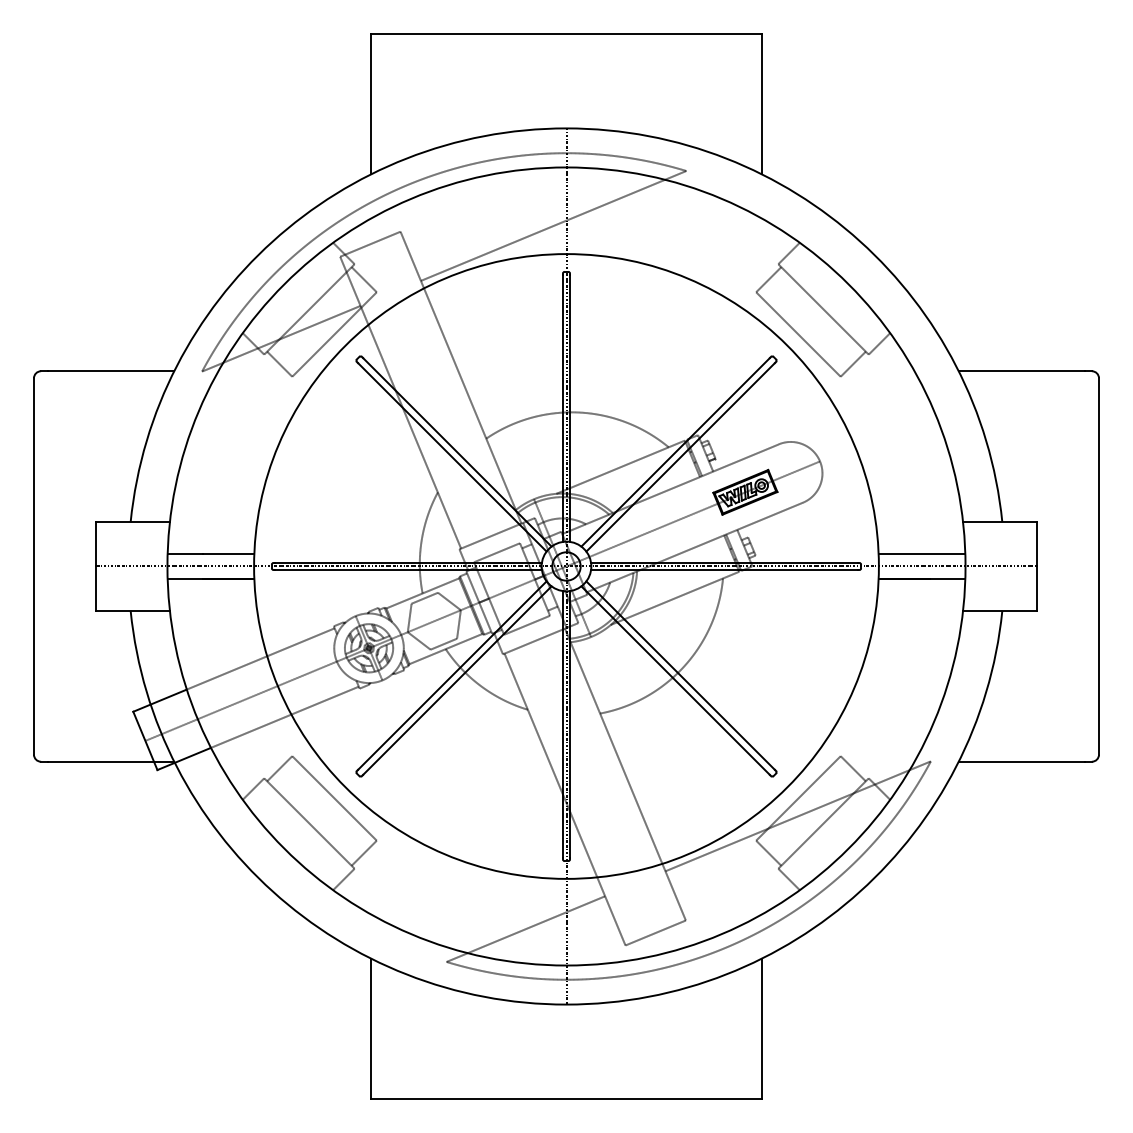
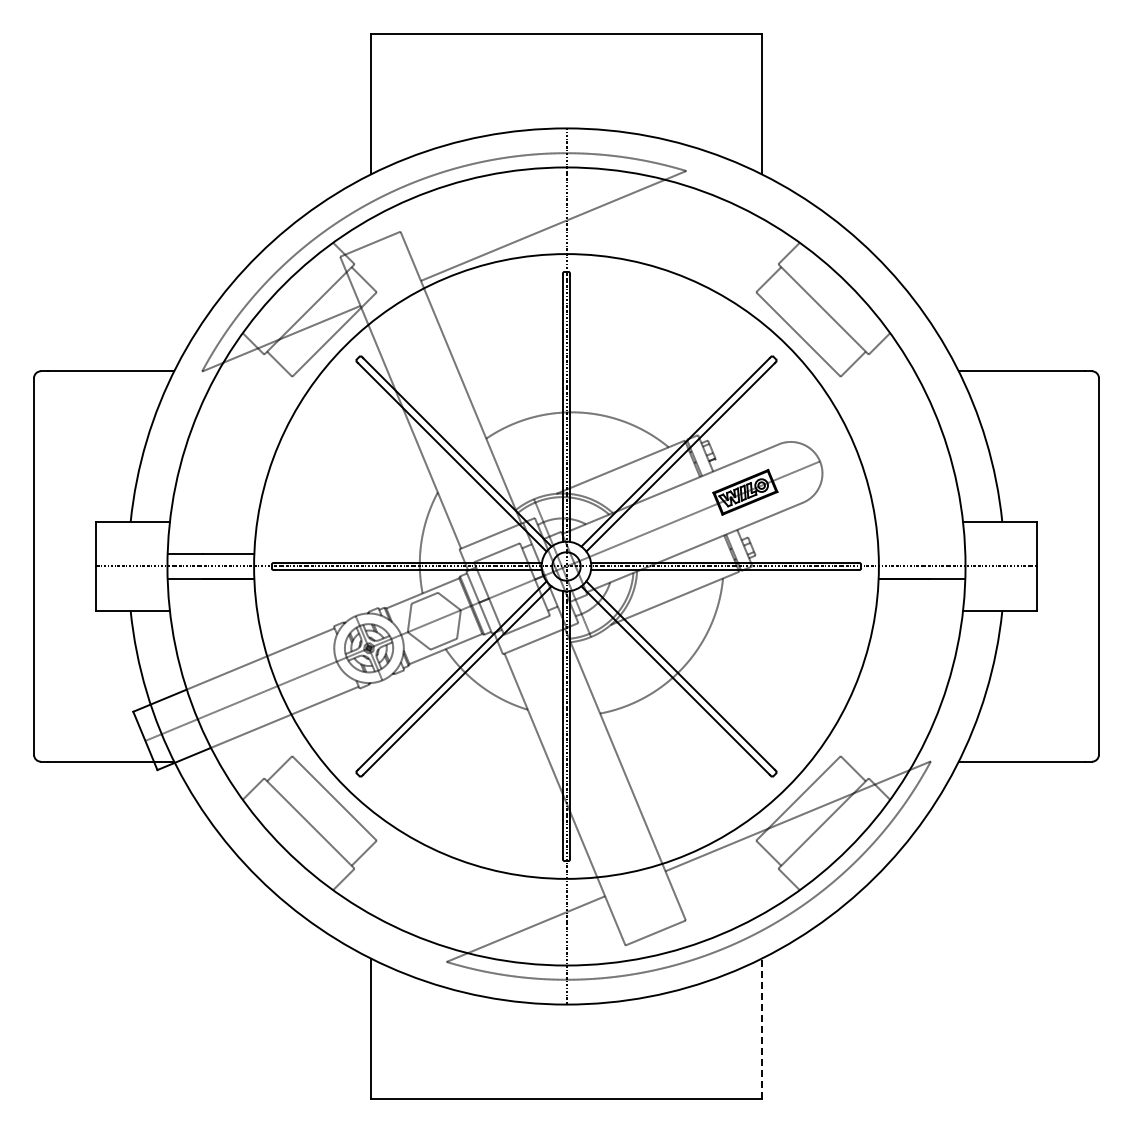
line: present -> none (921, 554)
line: solid -> dashed (761, 1028)
